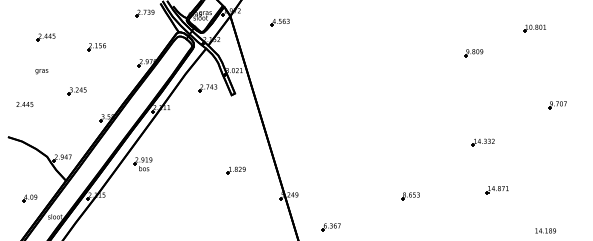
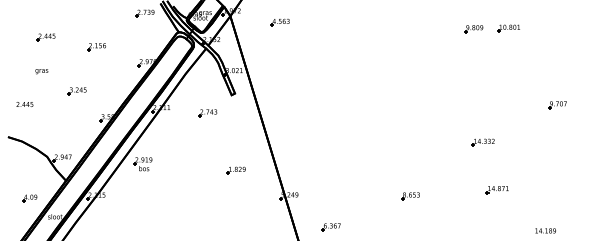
part position: (534, 28) -> (508, 28) (508, 28)
part position: (473, 53) -> (473, 29) (473, 29)
part position: (207, 88) -> (207, 113) (207, 113)
